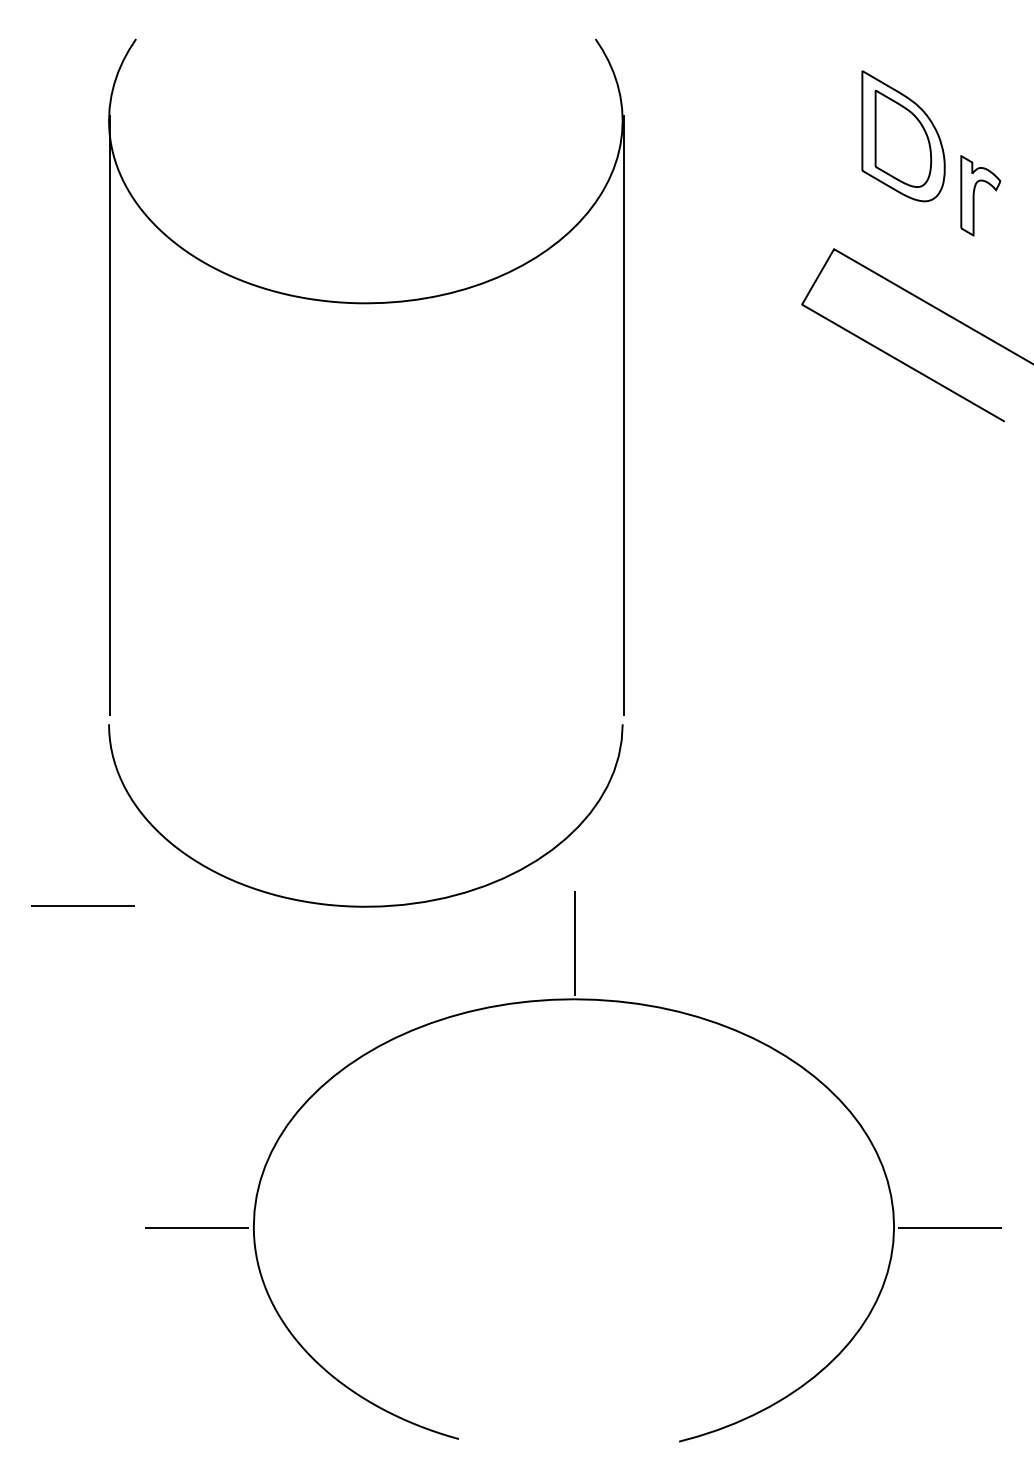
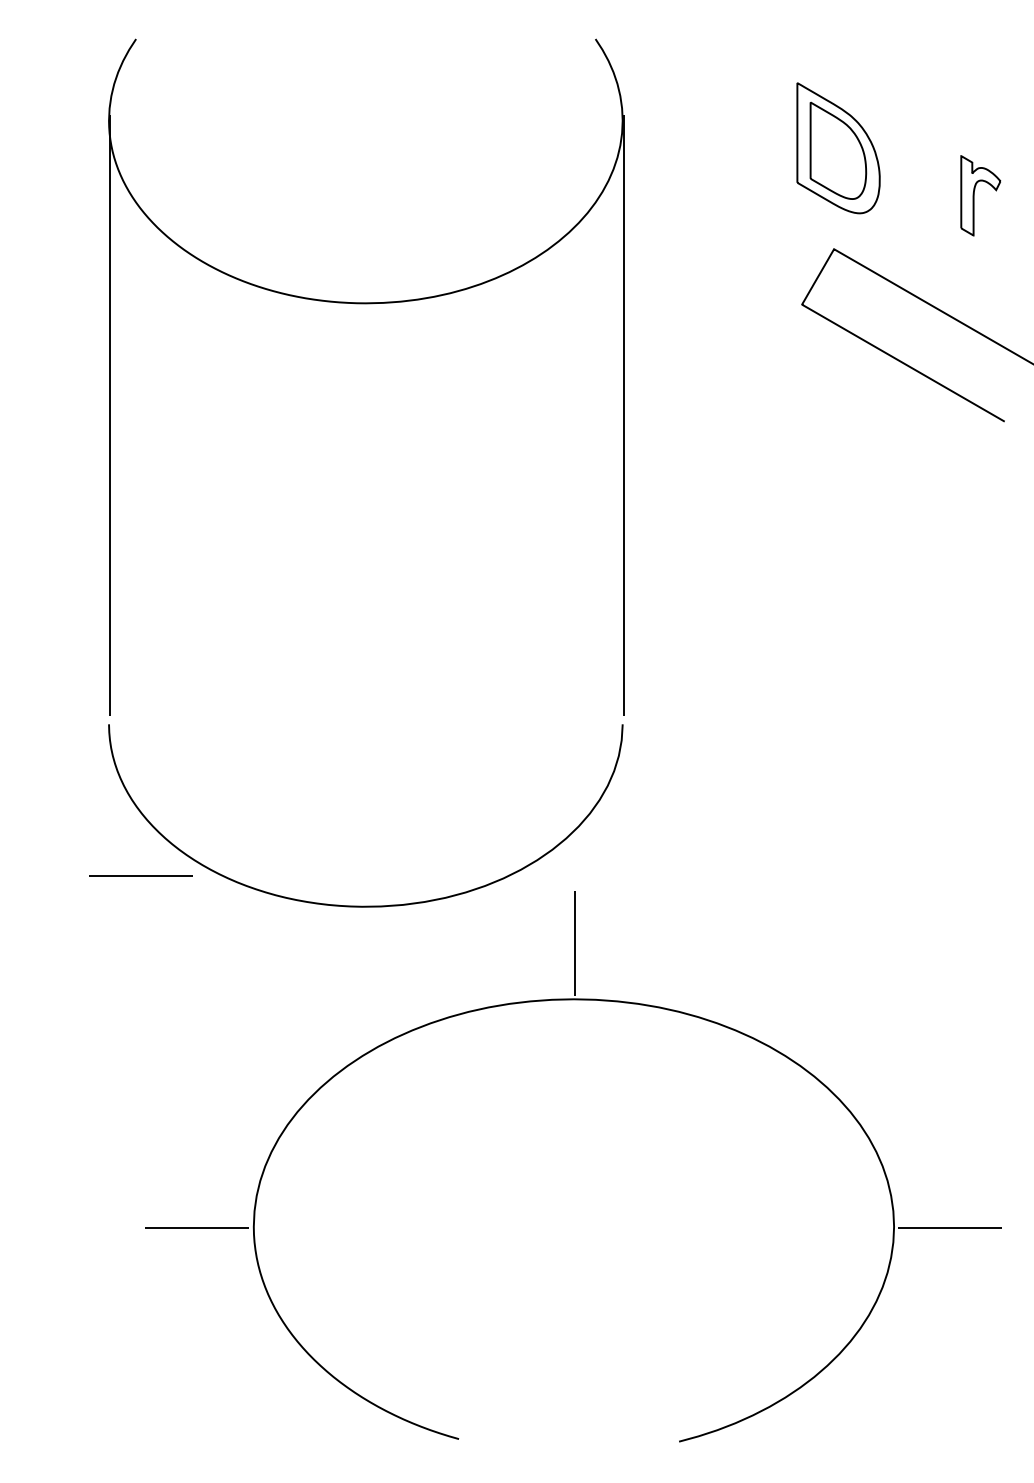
part position: (903, 136) -> (838, 148) (838, 148)
line position: (82, 905) -> (140, 875) (140, 875)
